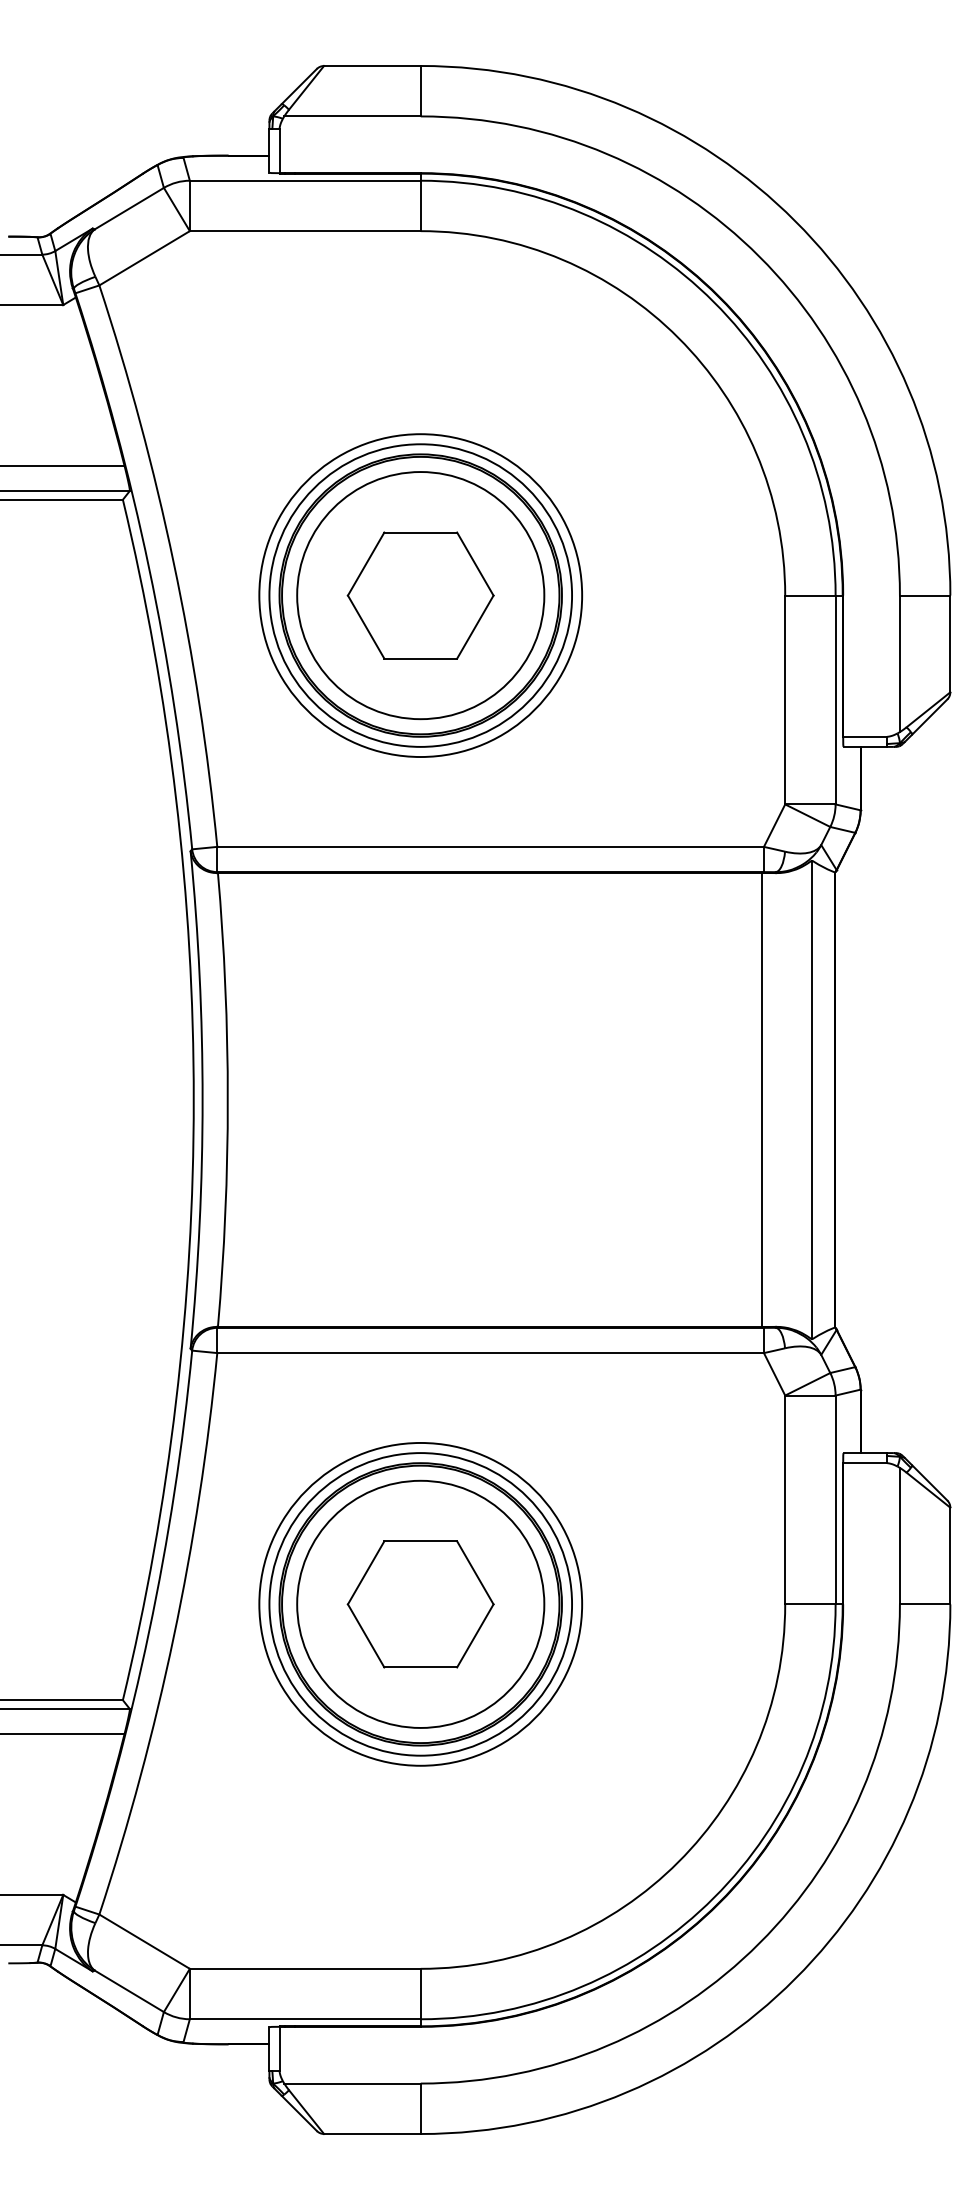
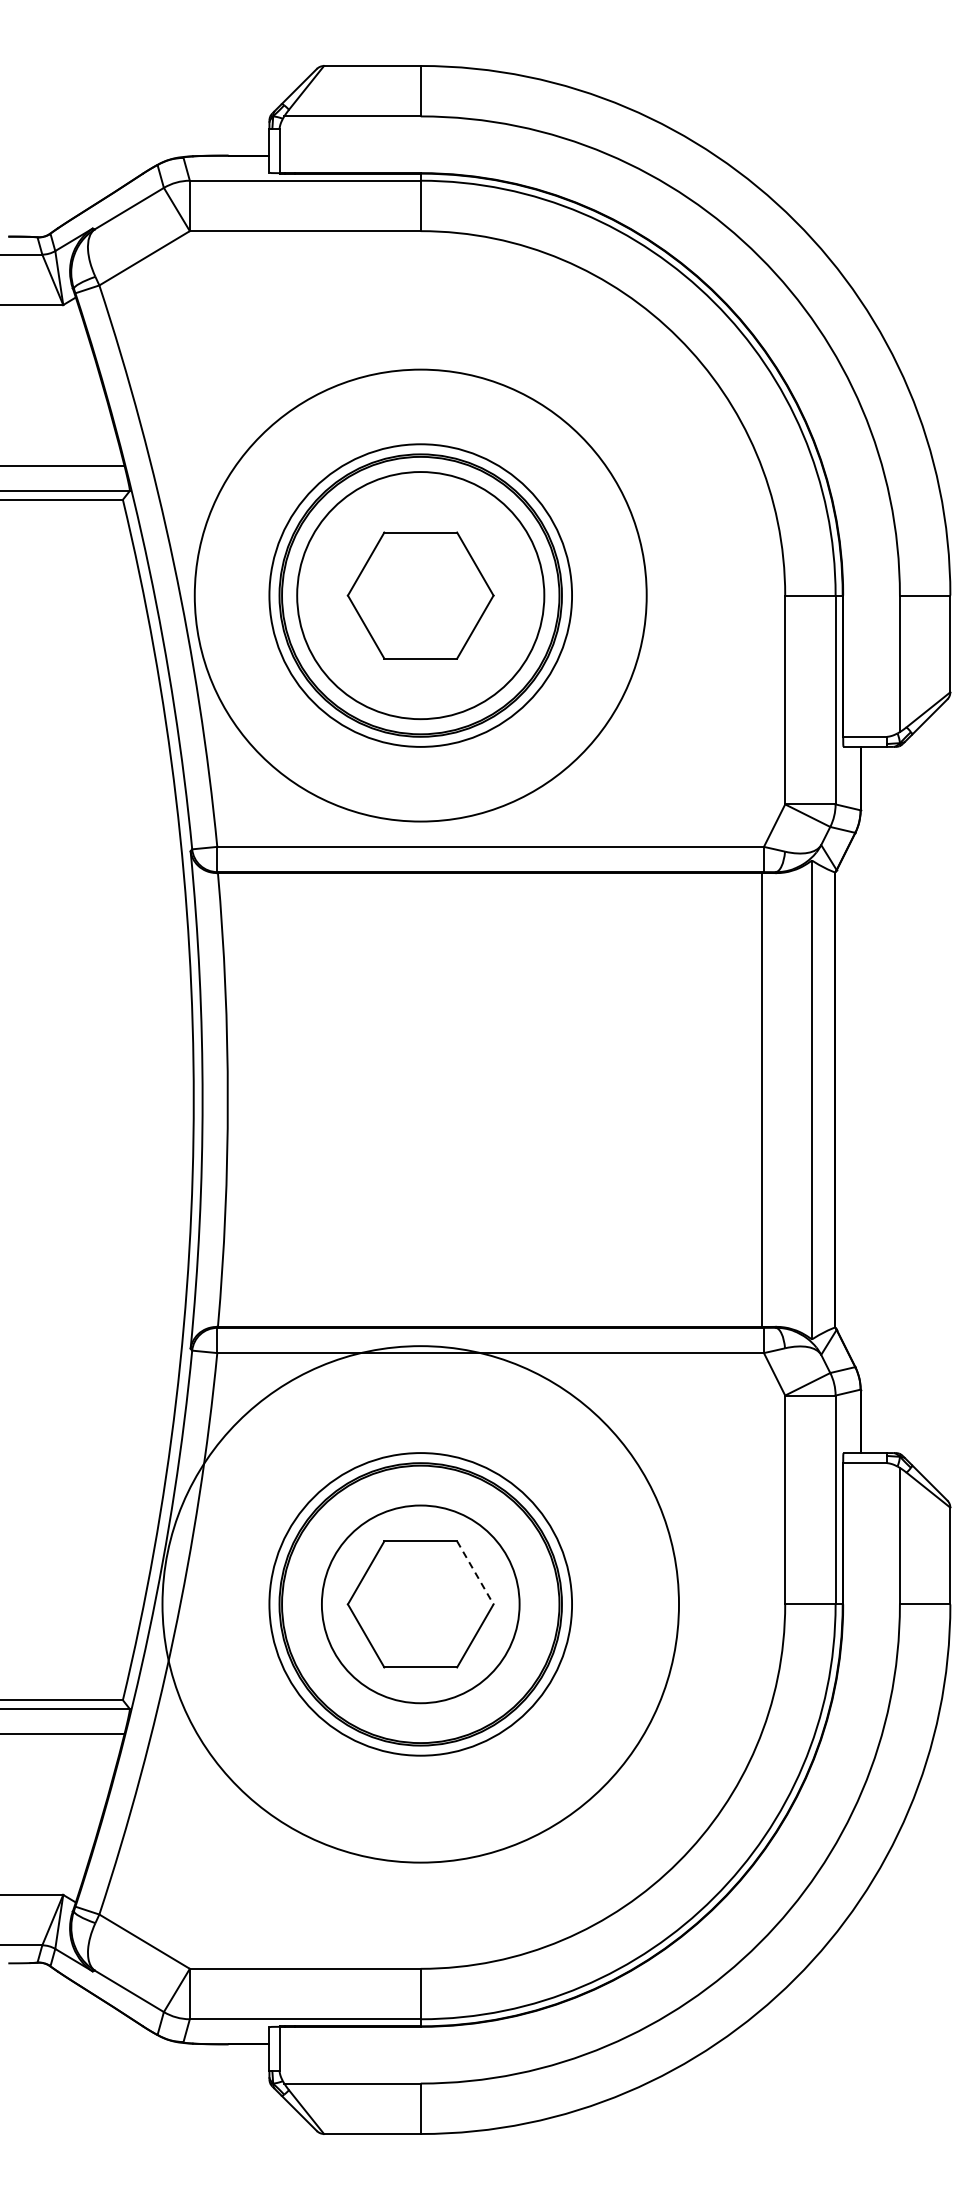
circle diameter: 323 px -> 452 px (420, 595)
line: solid -> dashed (475, 1573)
circle diameter: 247 px -> 198 px (420, 1604)
circle diameter: 323 px -> 516 px (420, 1604)
